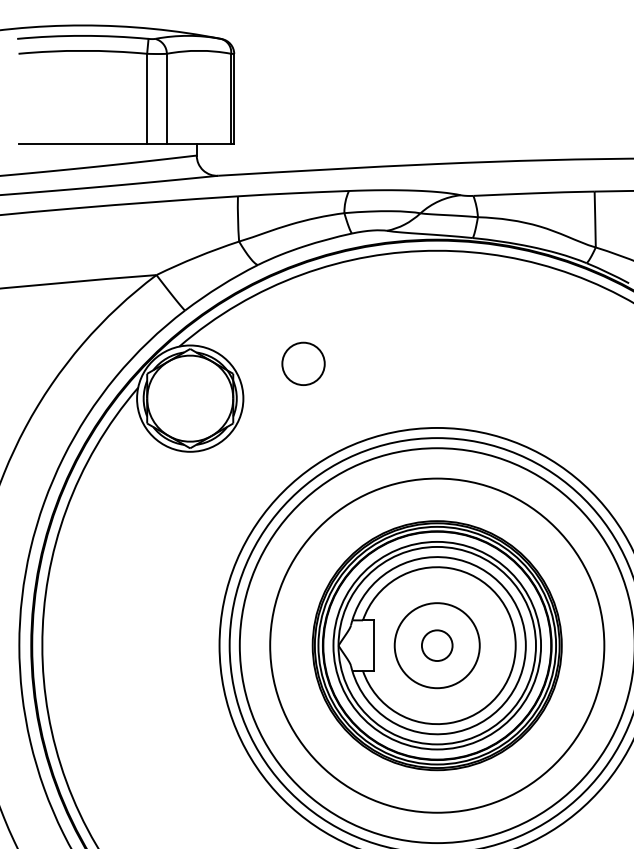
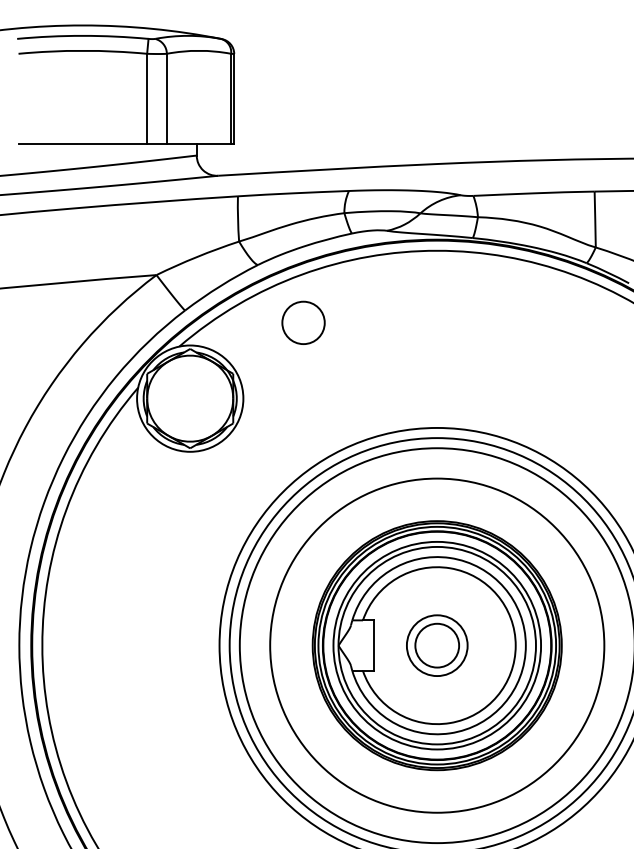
circle position: (303, 363) -> (303, 322) (303, 322)
circle diameter: 31 px -> 44 px (437, 645)
circle diameter: 85 px -> 61 px (436, 645)
